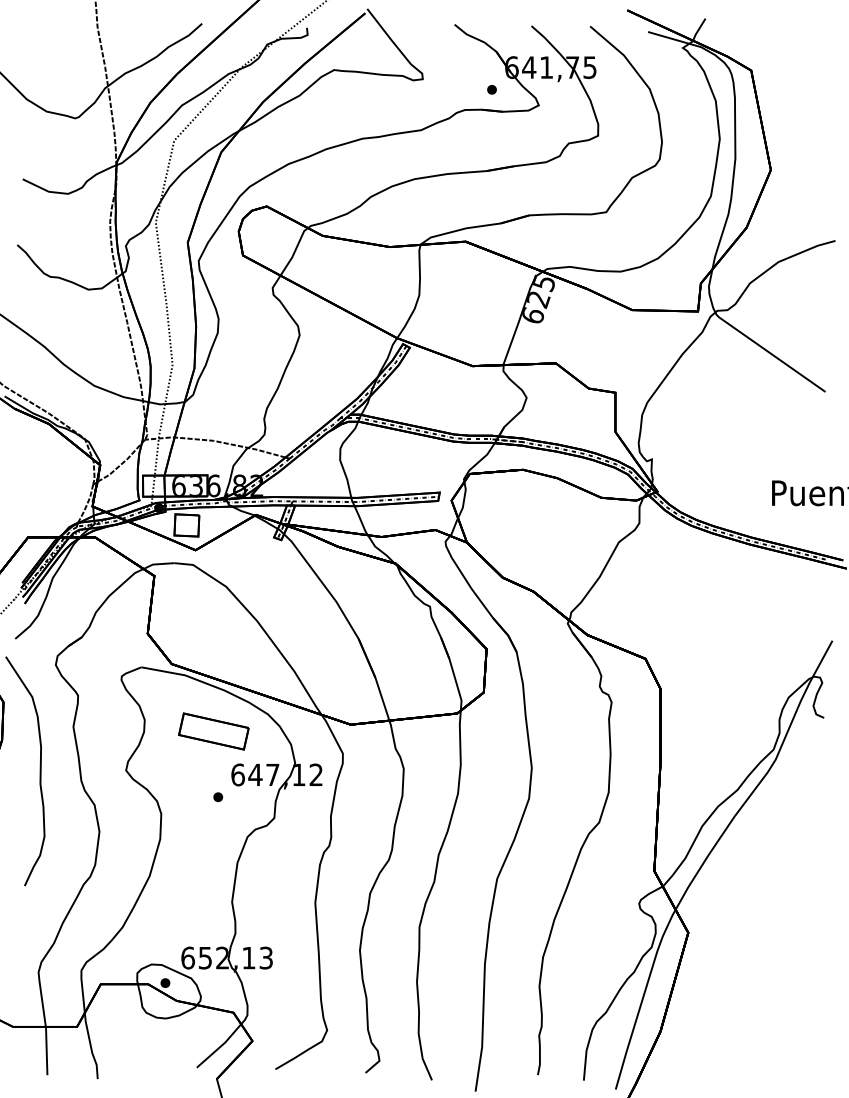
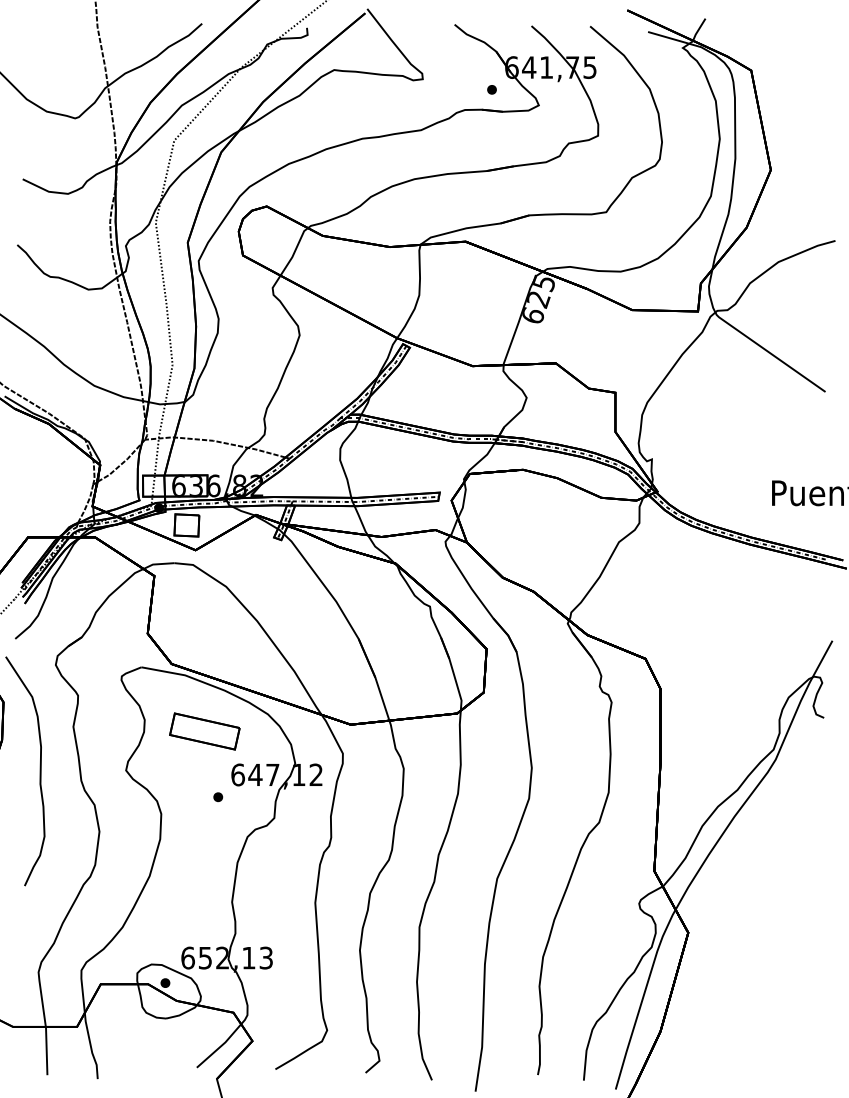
part position: (213, 731) -> (204, 731) (204, 731)
